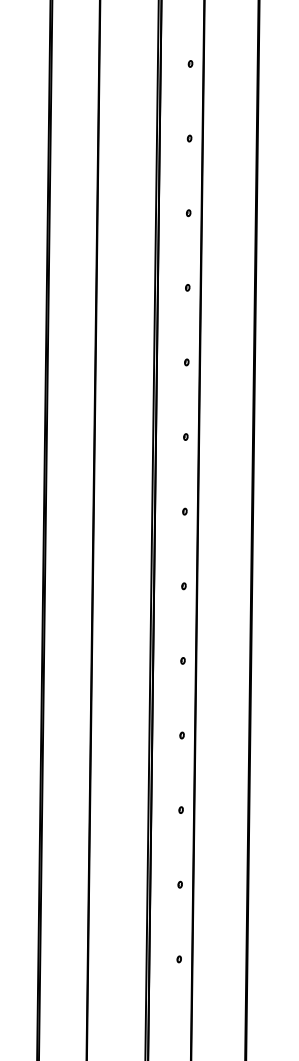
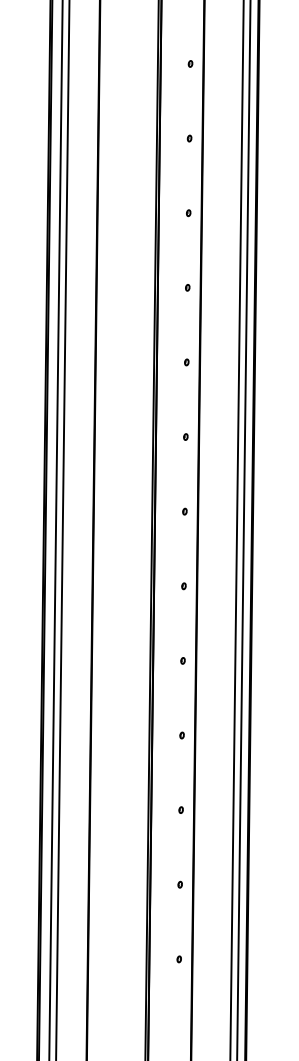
line: none -> present (55, 529)
line: none -> present (62, 529)
line: none -> present (236, 529)
line: none -> present (243, 529)
